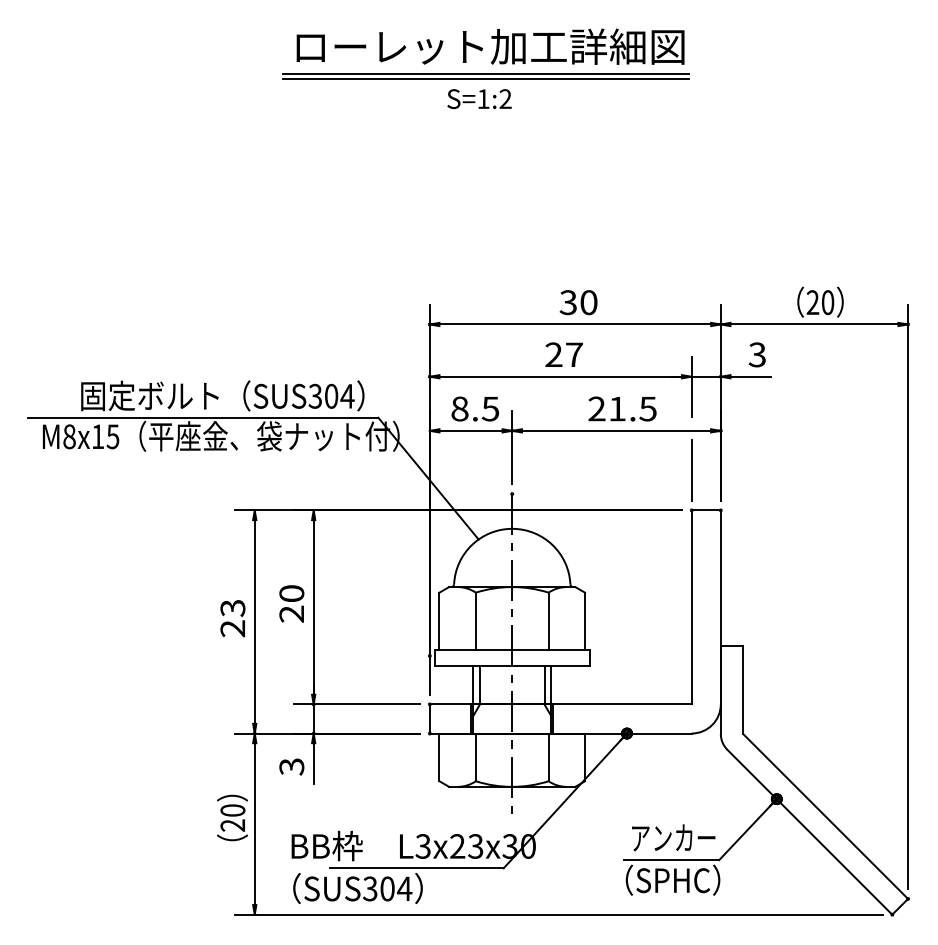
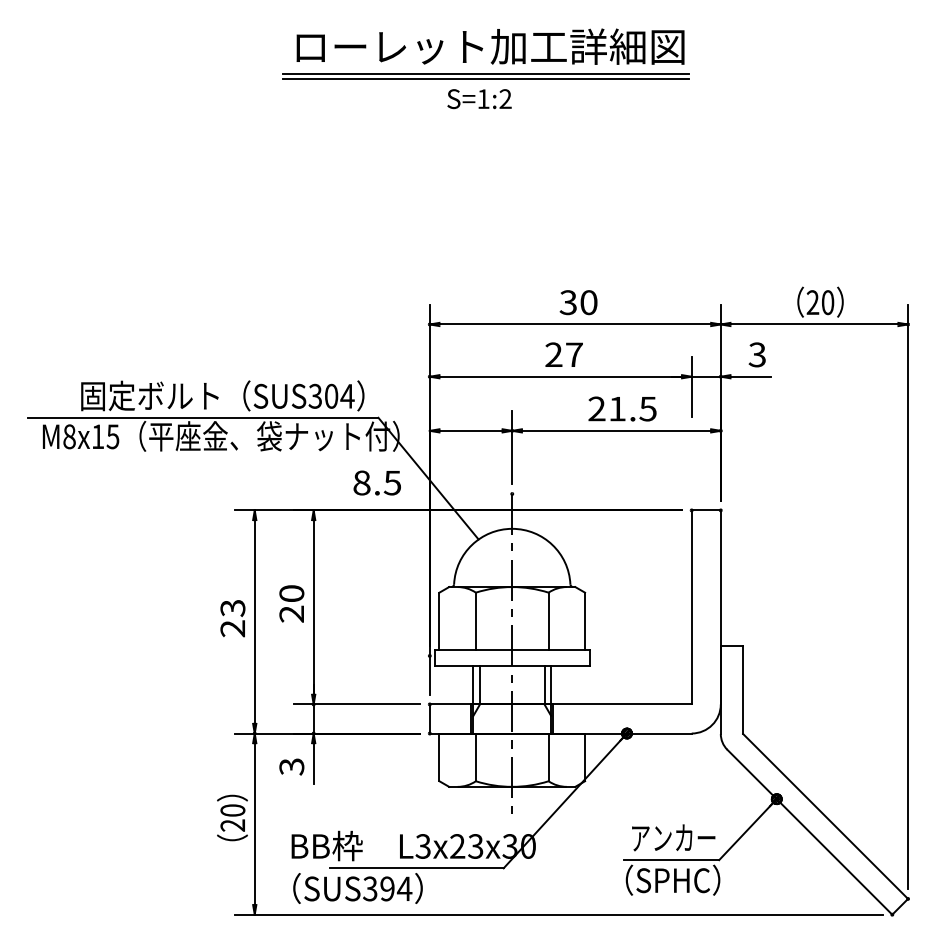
text position: (474, 408) -> (376, 482) (376, 482)
line: present -> none (691, 469)
text: SUS304 -> SUS394 (387, 888)
